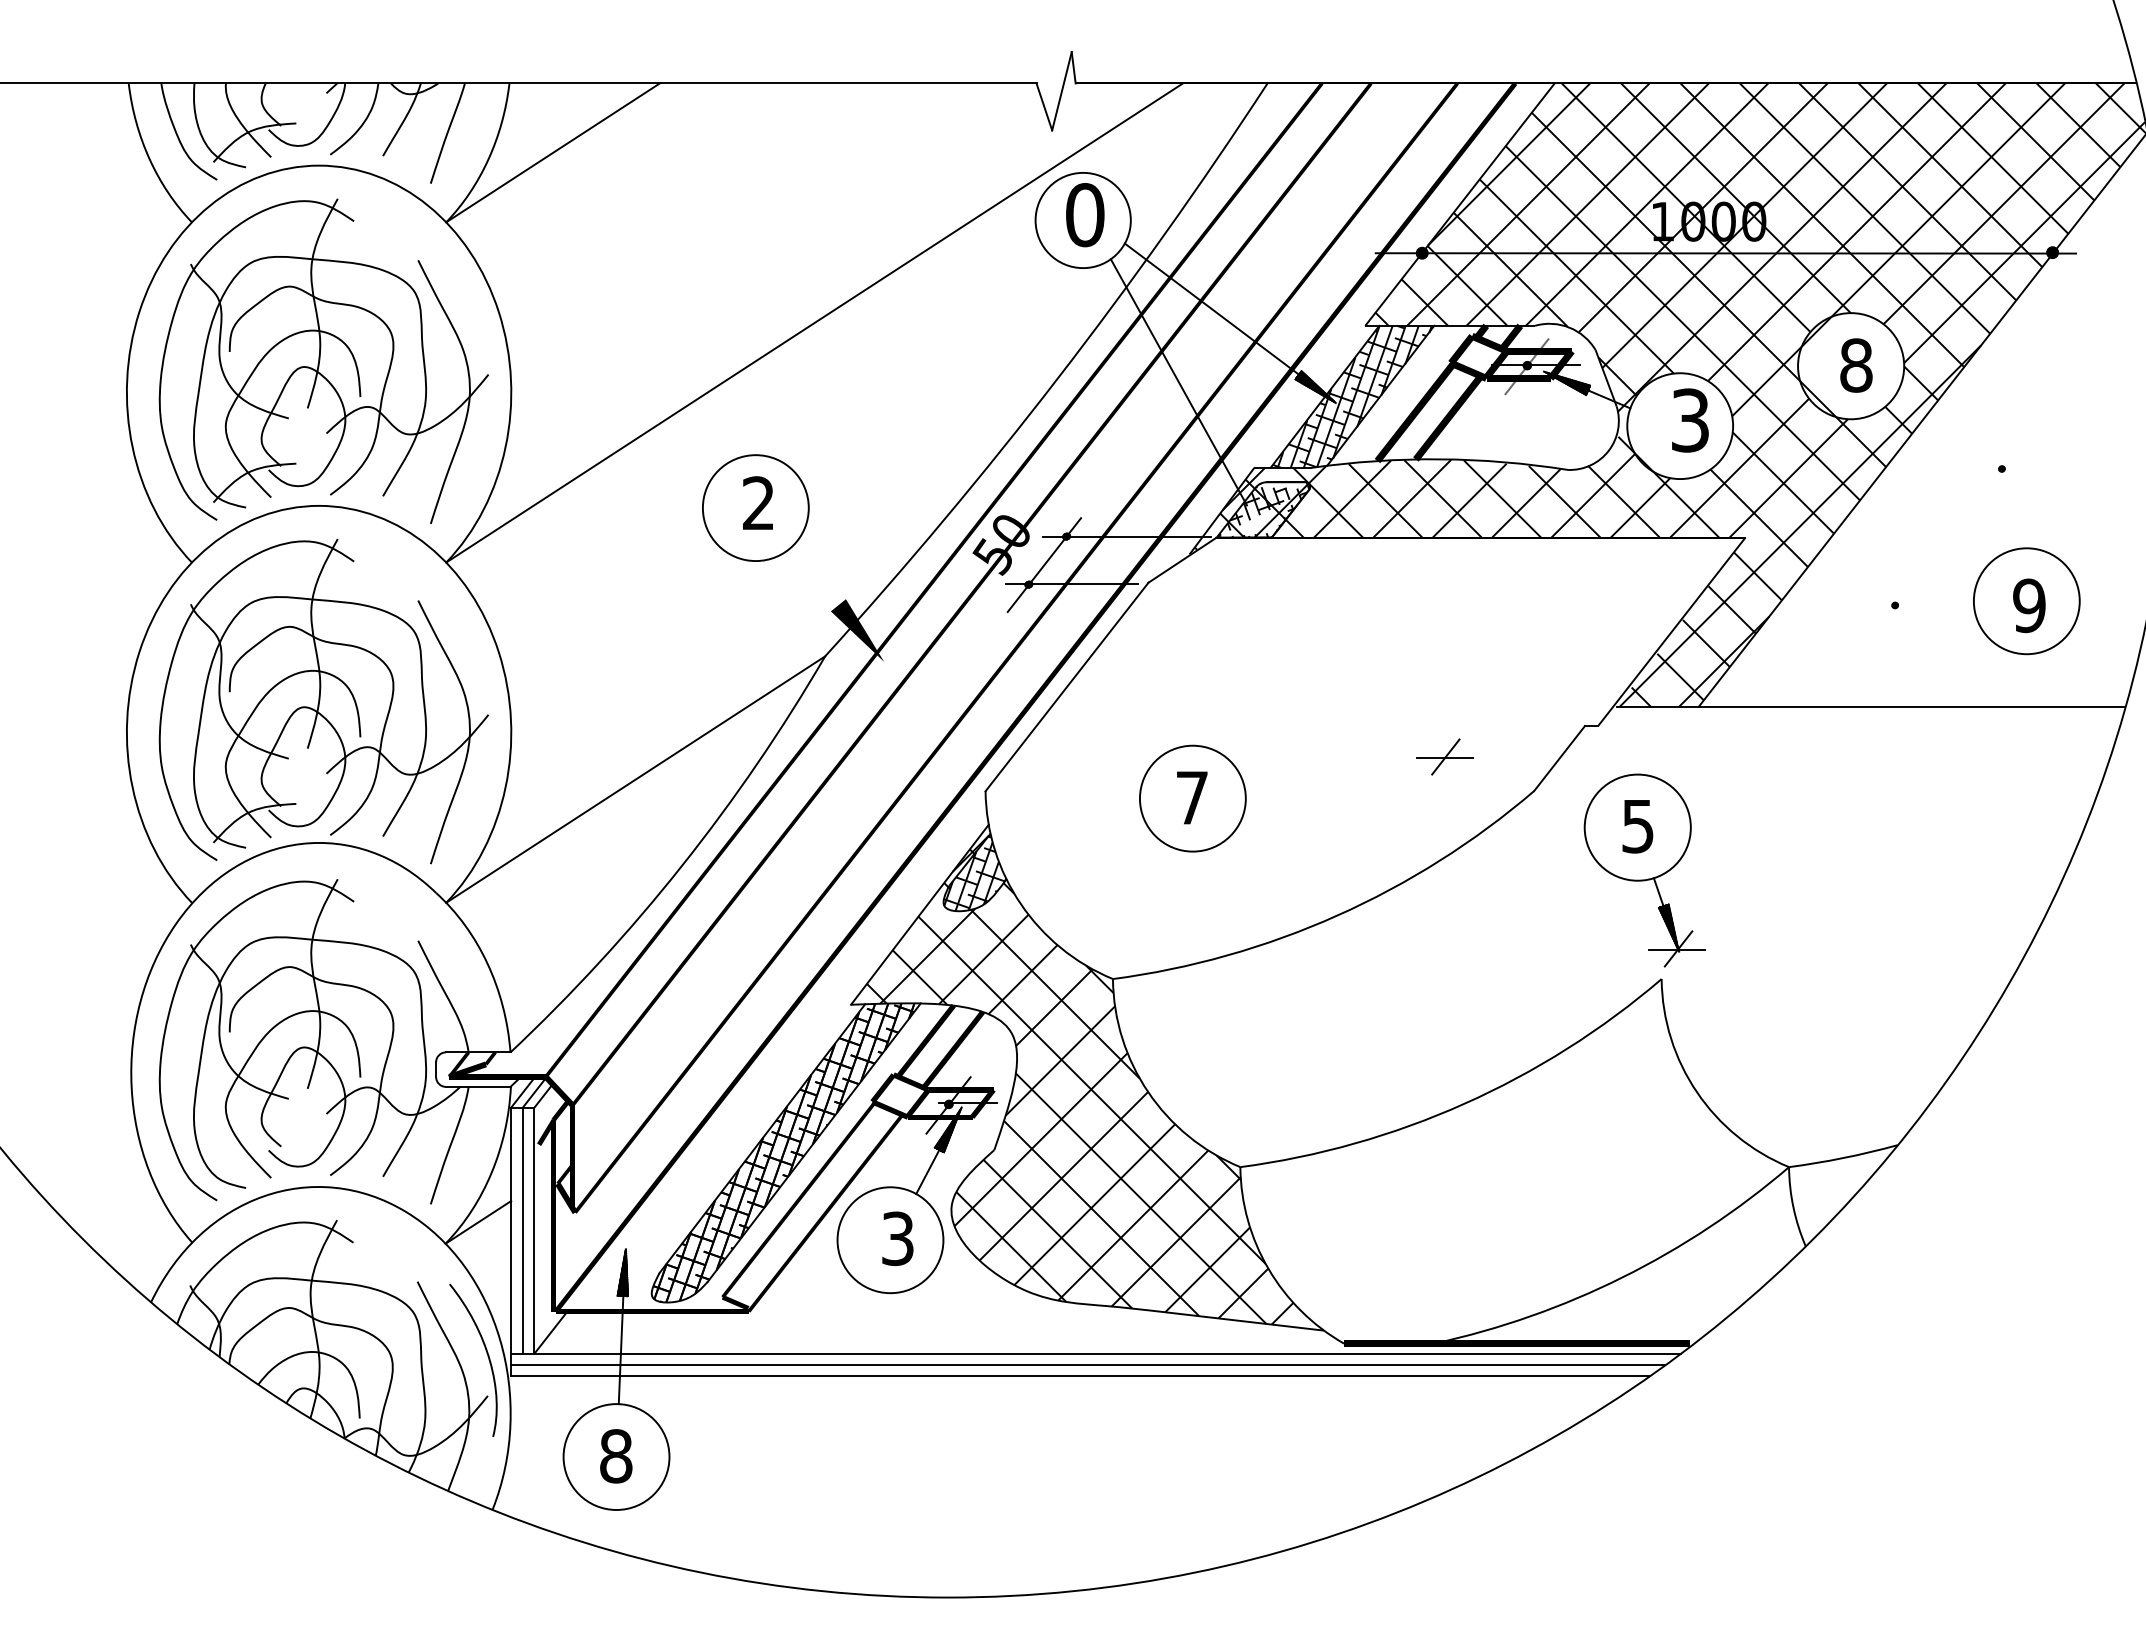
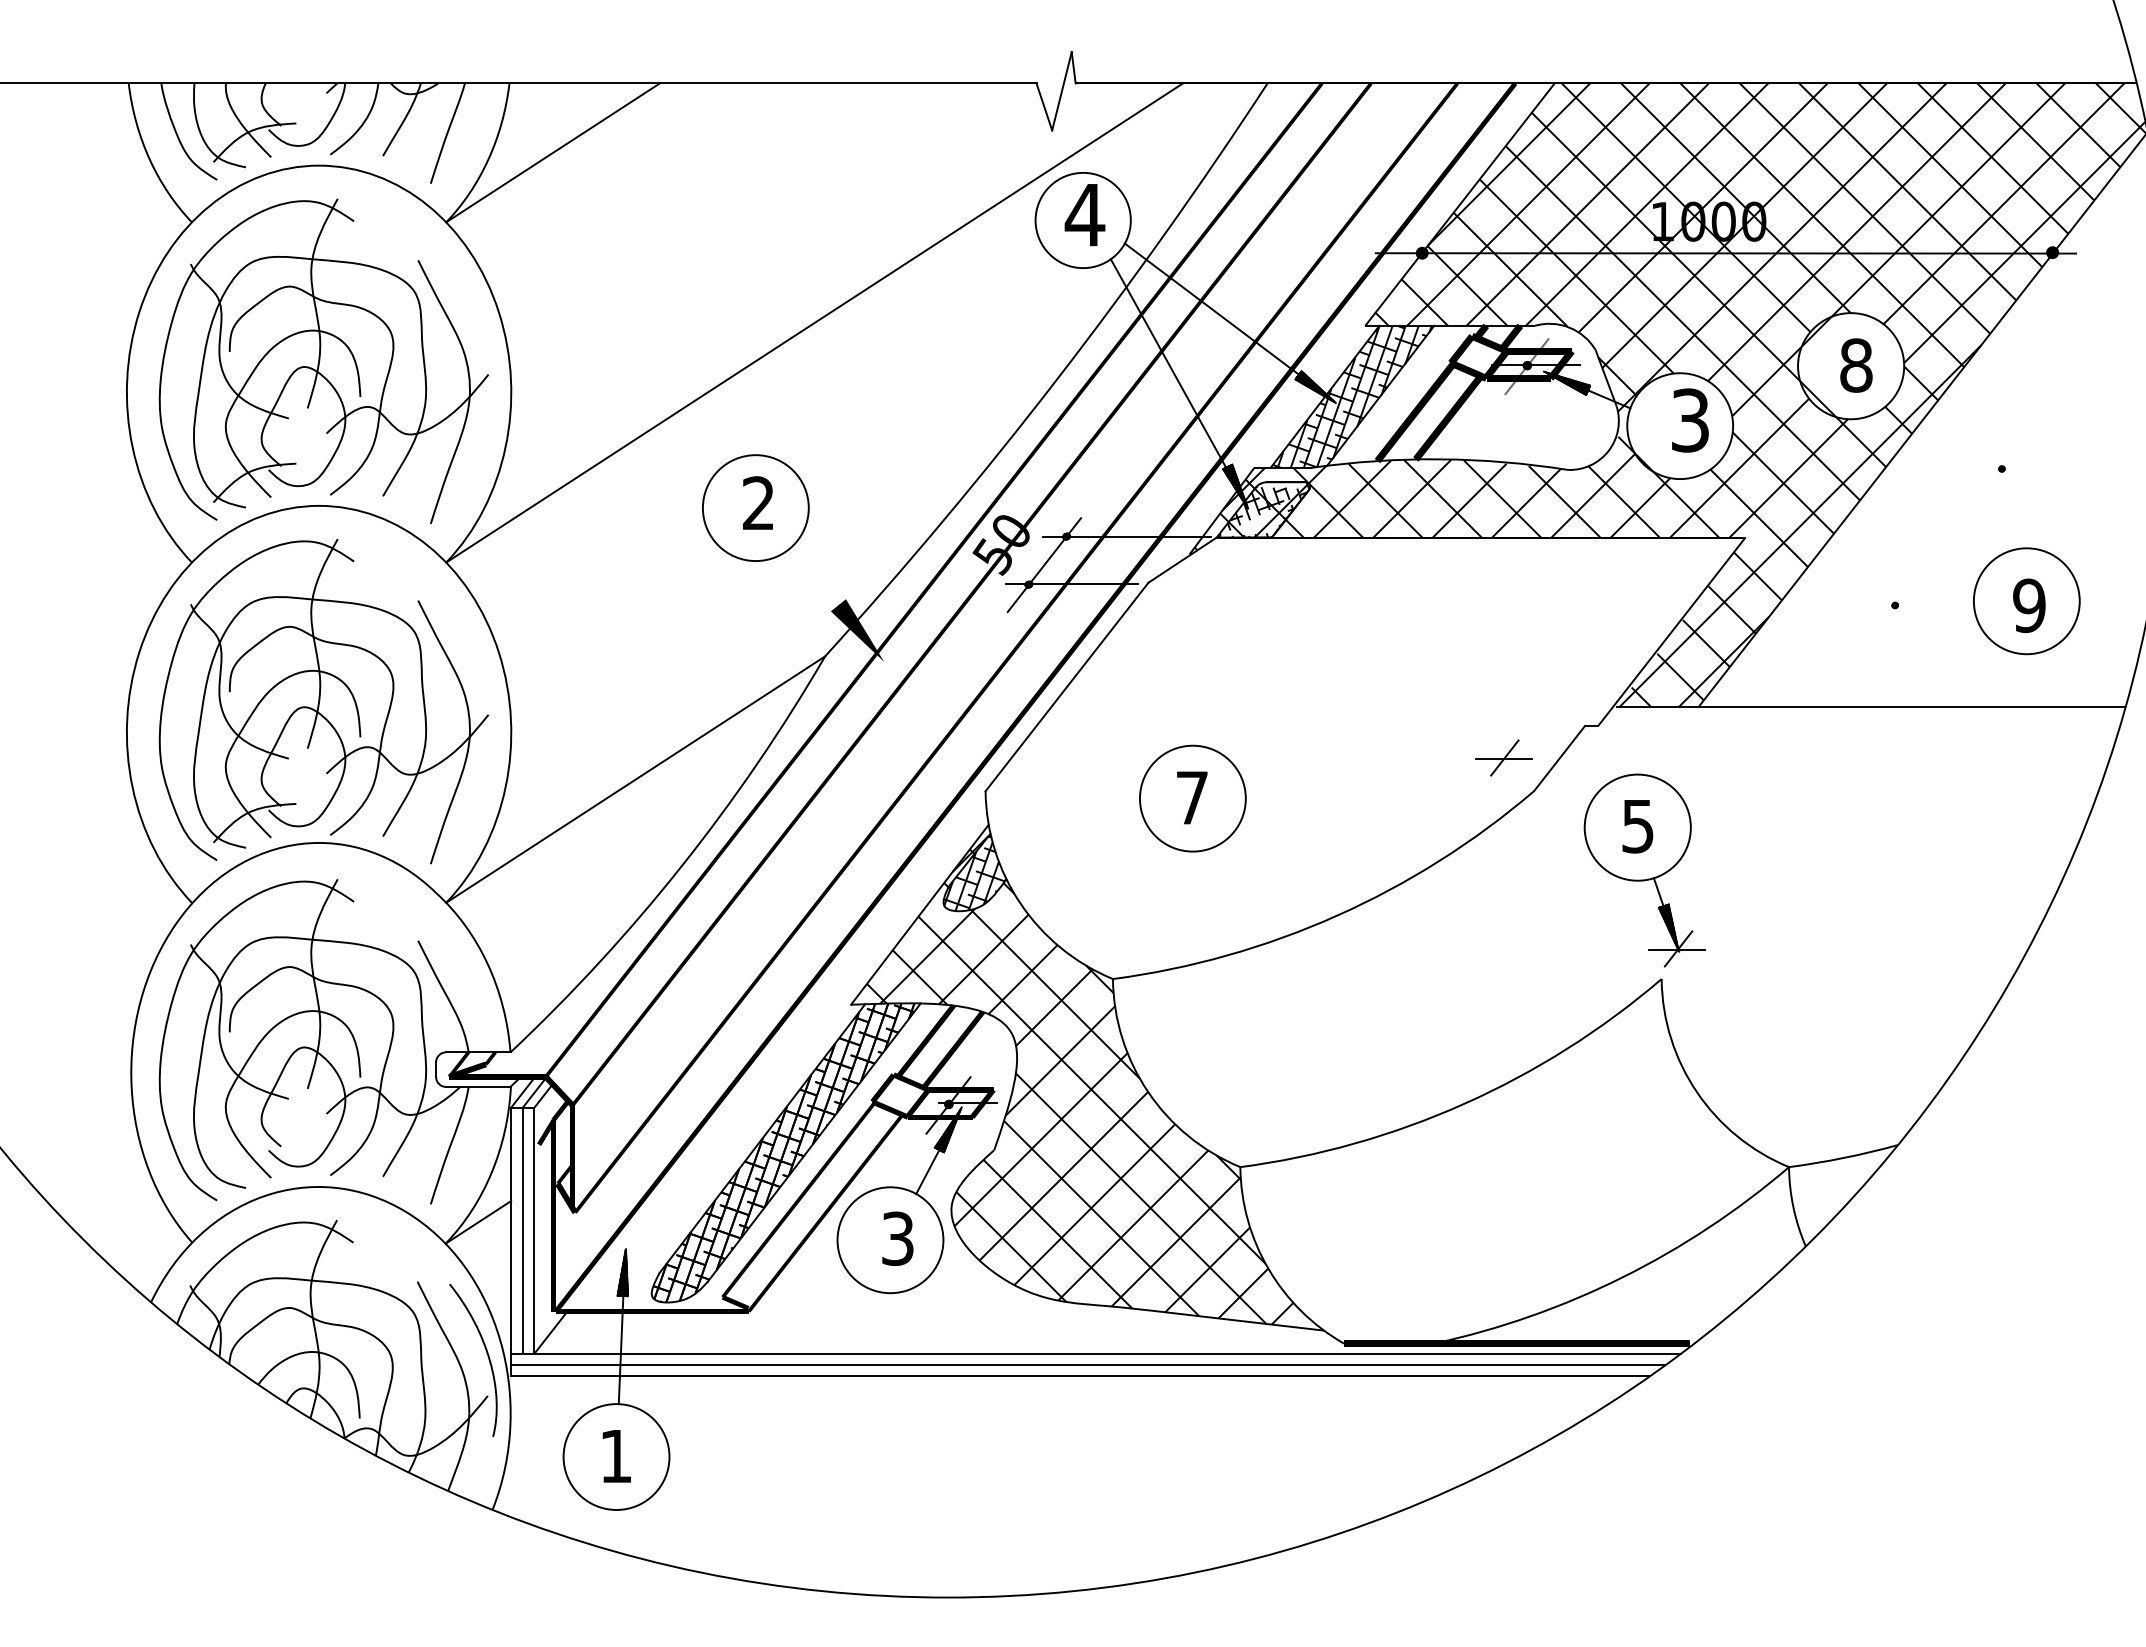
text: 0 -> 4 (1084, 215)
hatch: none -> present (1235, 486)
part position: (1444, 756) -> (1503, 757) (1503, 757)
text: 8 -> 1 (616, 1456)
